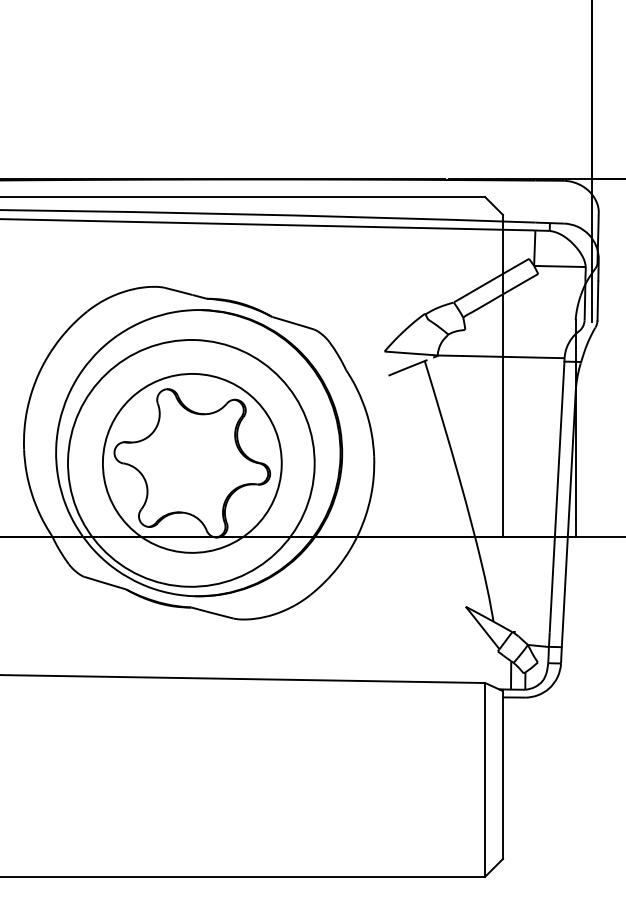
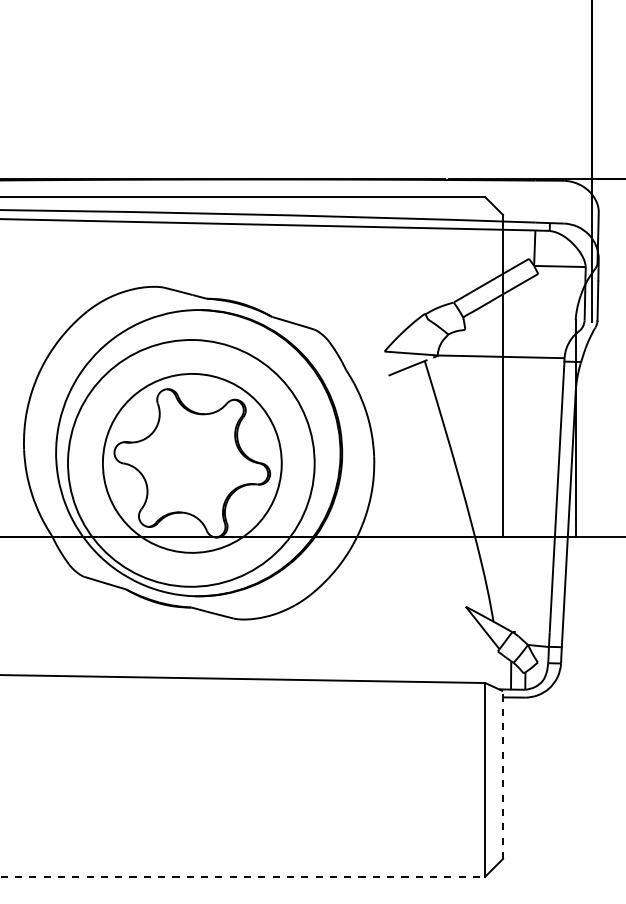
line: solid -> dashed (502, 775)
line: solid -> dashed (243, 876)
